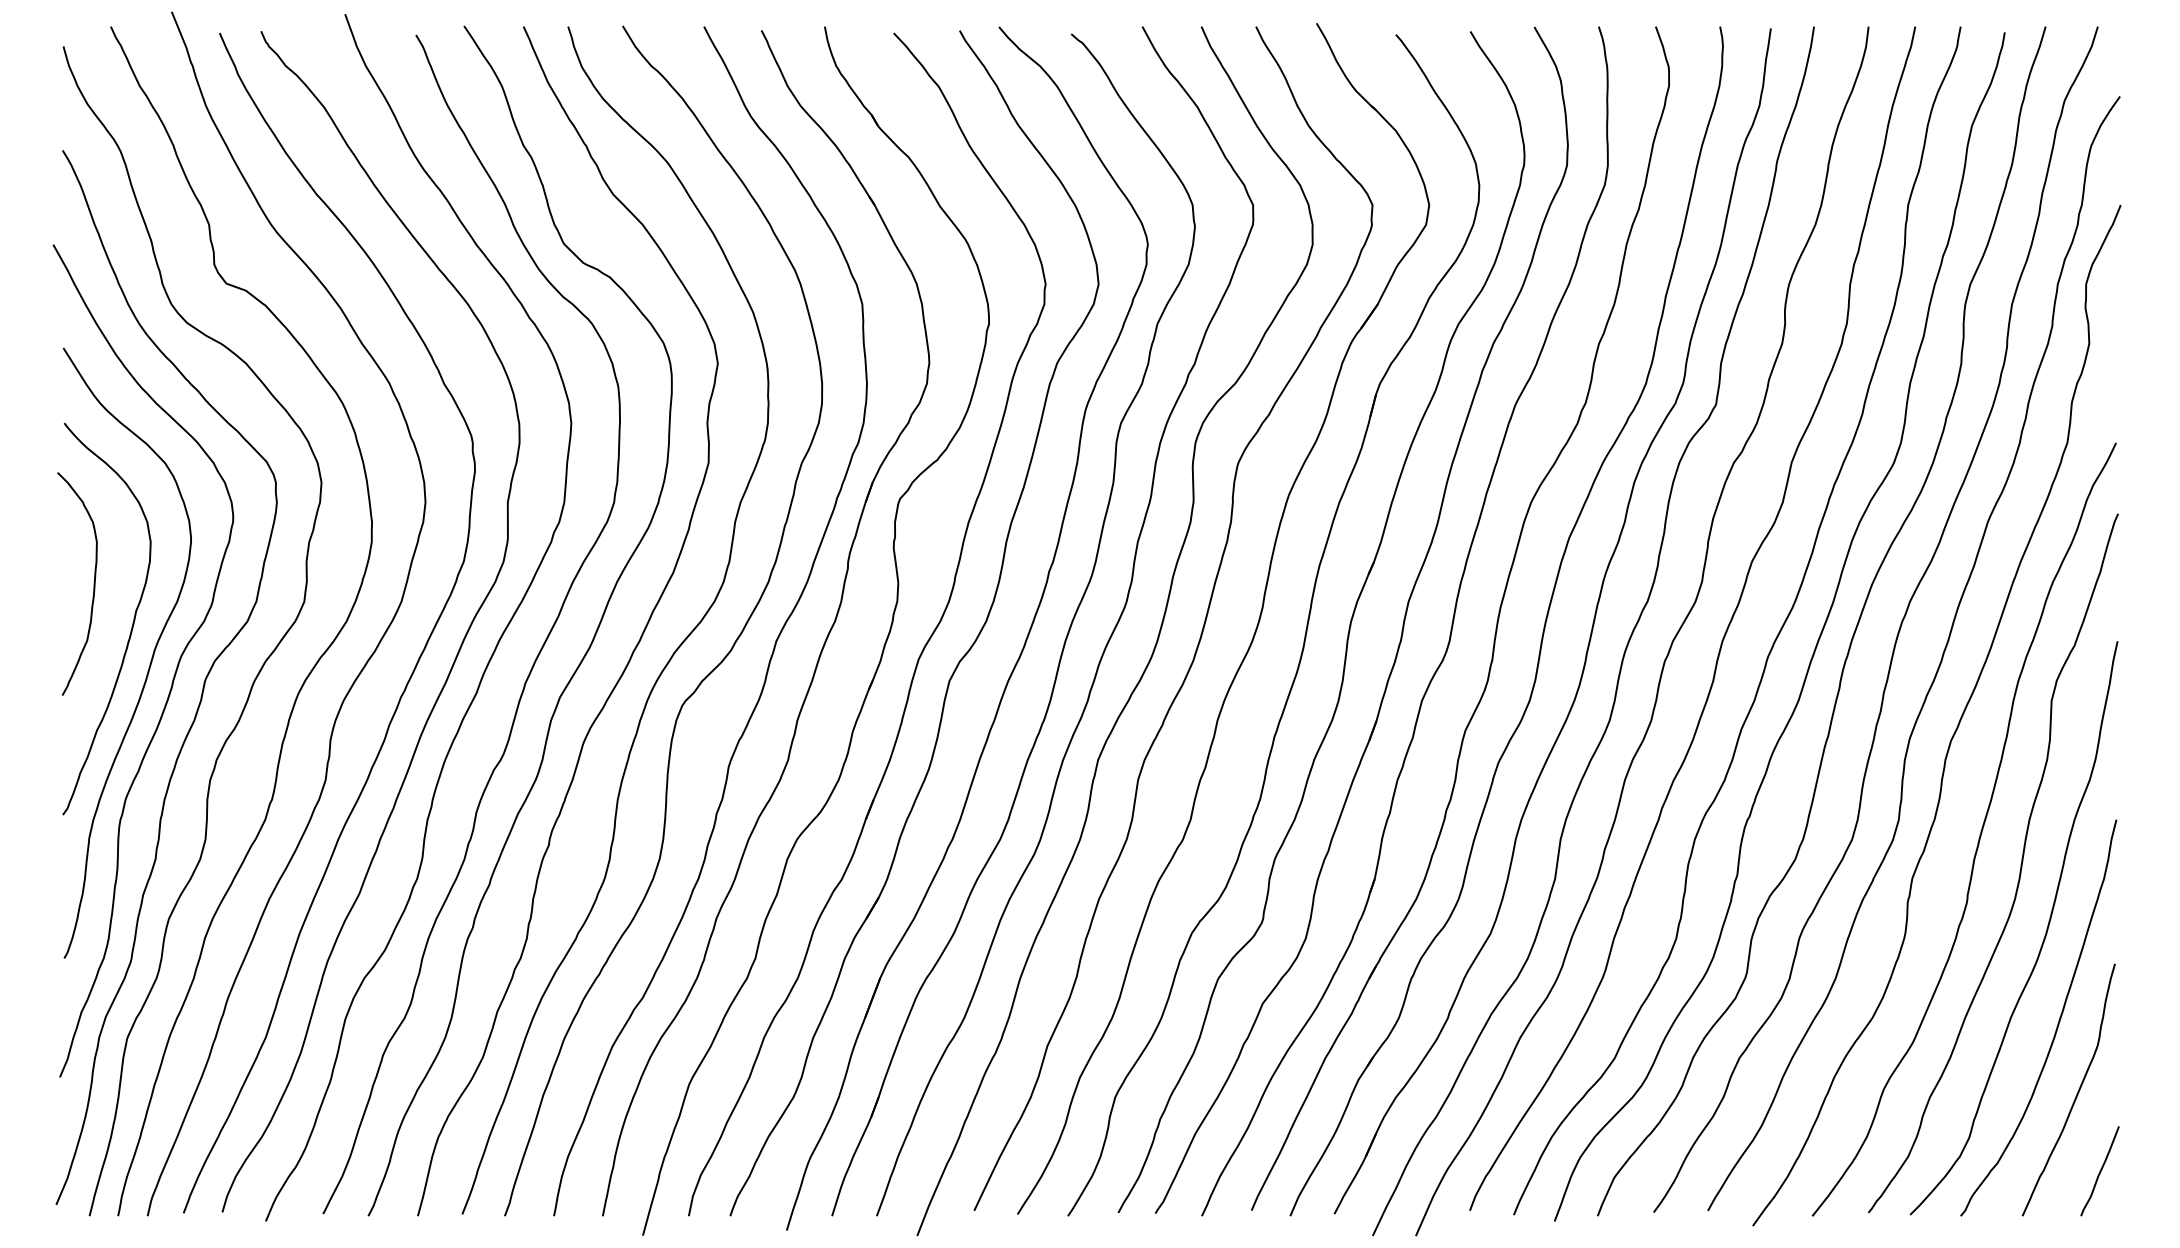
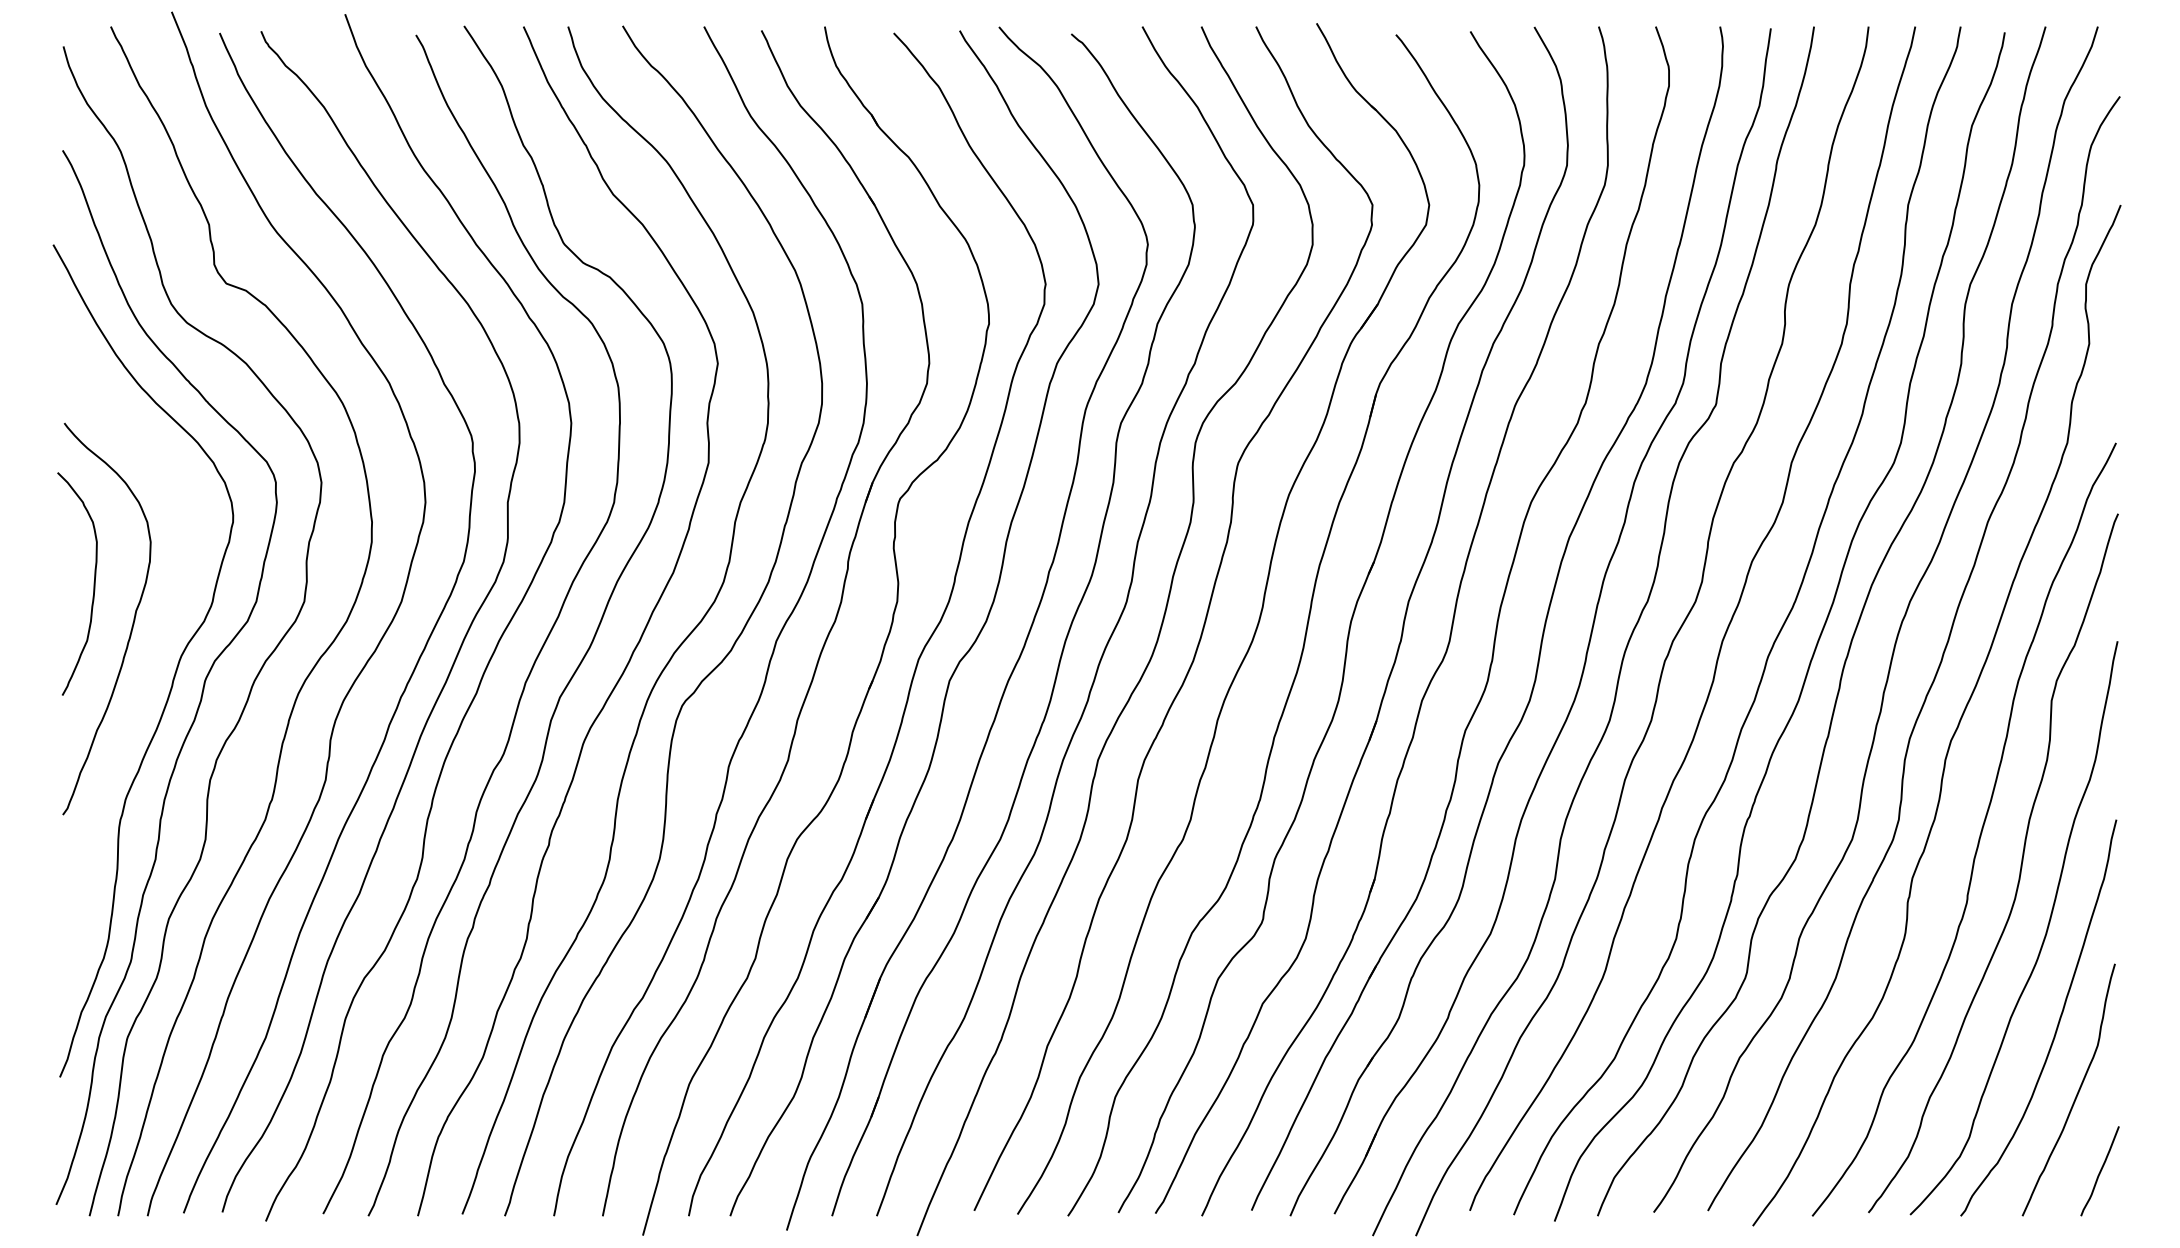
curve: present -> none (150, 660)
